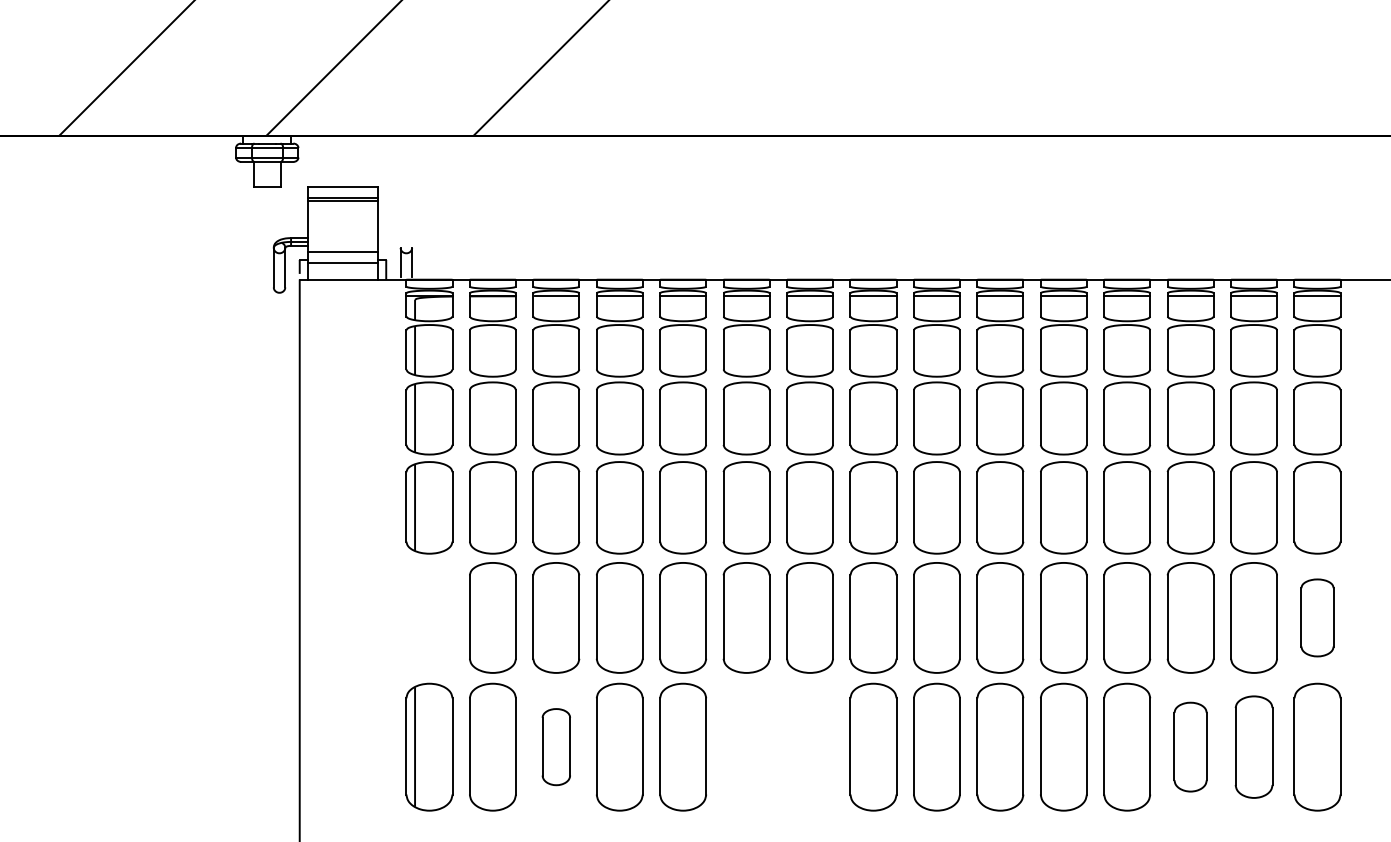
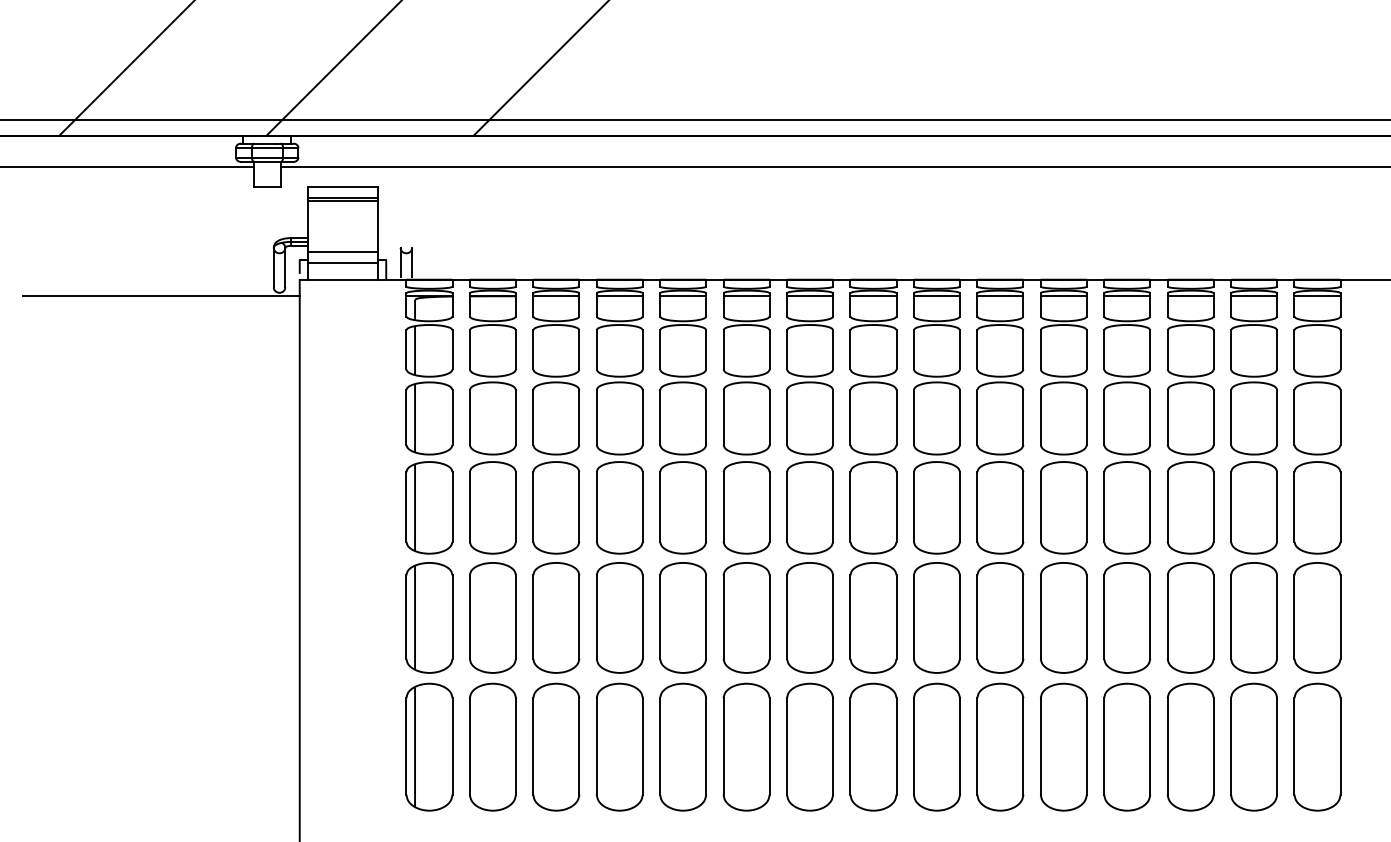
line: none -> present (694, 120)
line: none -> present (127, 166)
line: none -> present (833, 166)
line: none -> present (160, 296)
part: none -> present (429, 617)
part size: 35x80 px -> 49x112 px (1317, 617)
part: none -> present (746, 746)
part: none -> present (809, 746)
part size: 35x92 px -> 49x130 px (1190, 746)
part size: 40x104 px -> 48x130 px (1253, 746)
part size: 30x79 px -> 49x130 px (556, 746)
